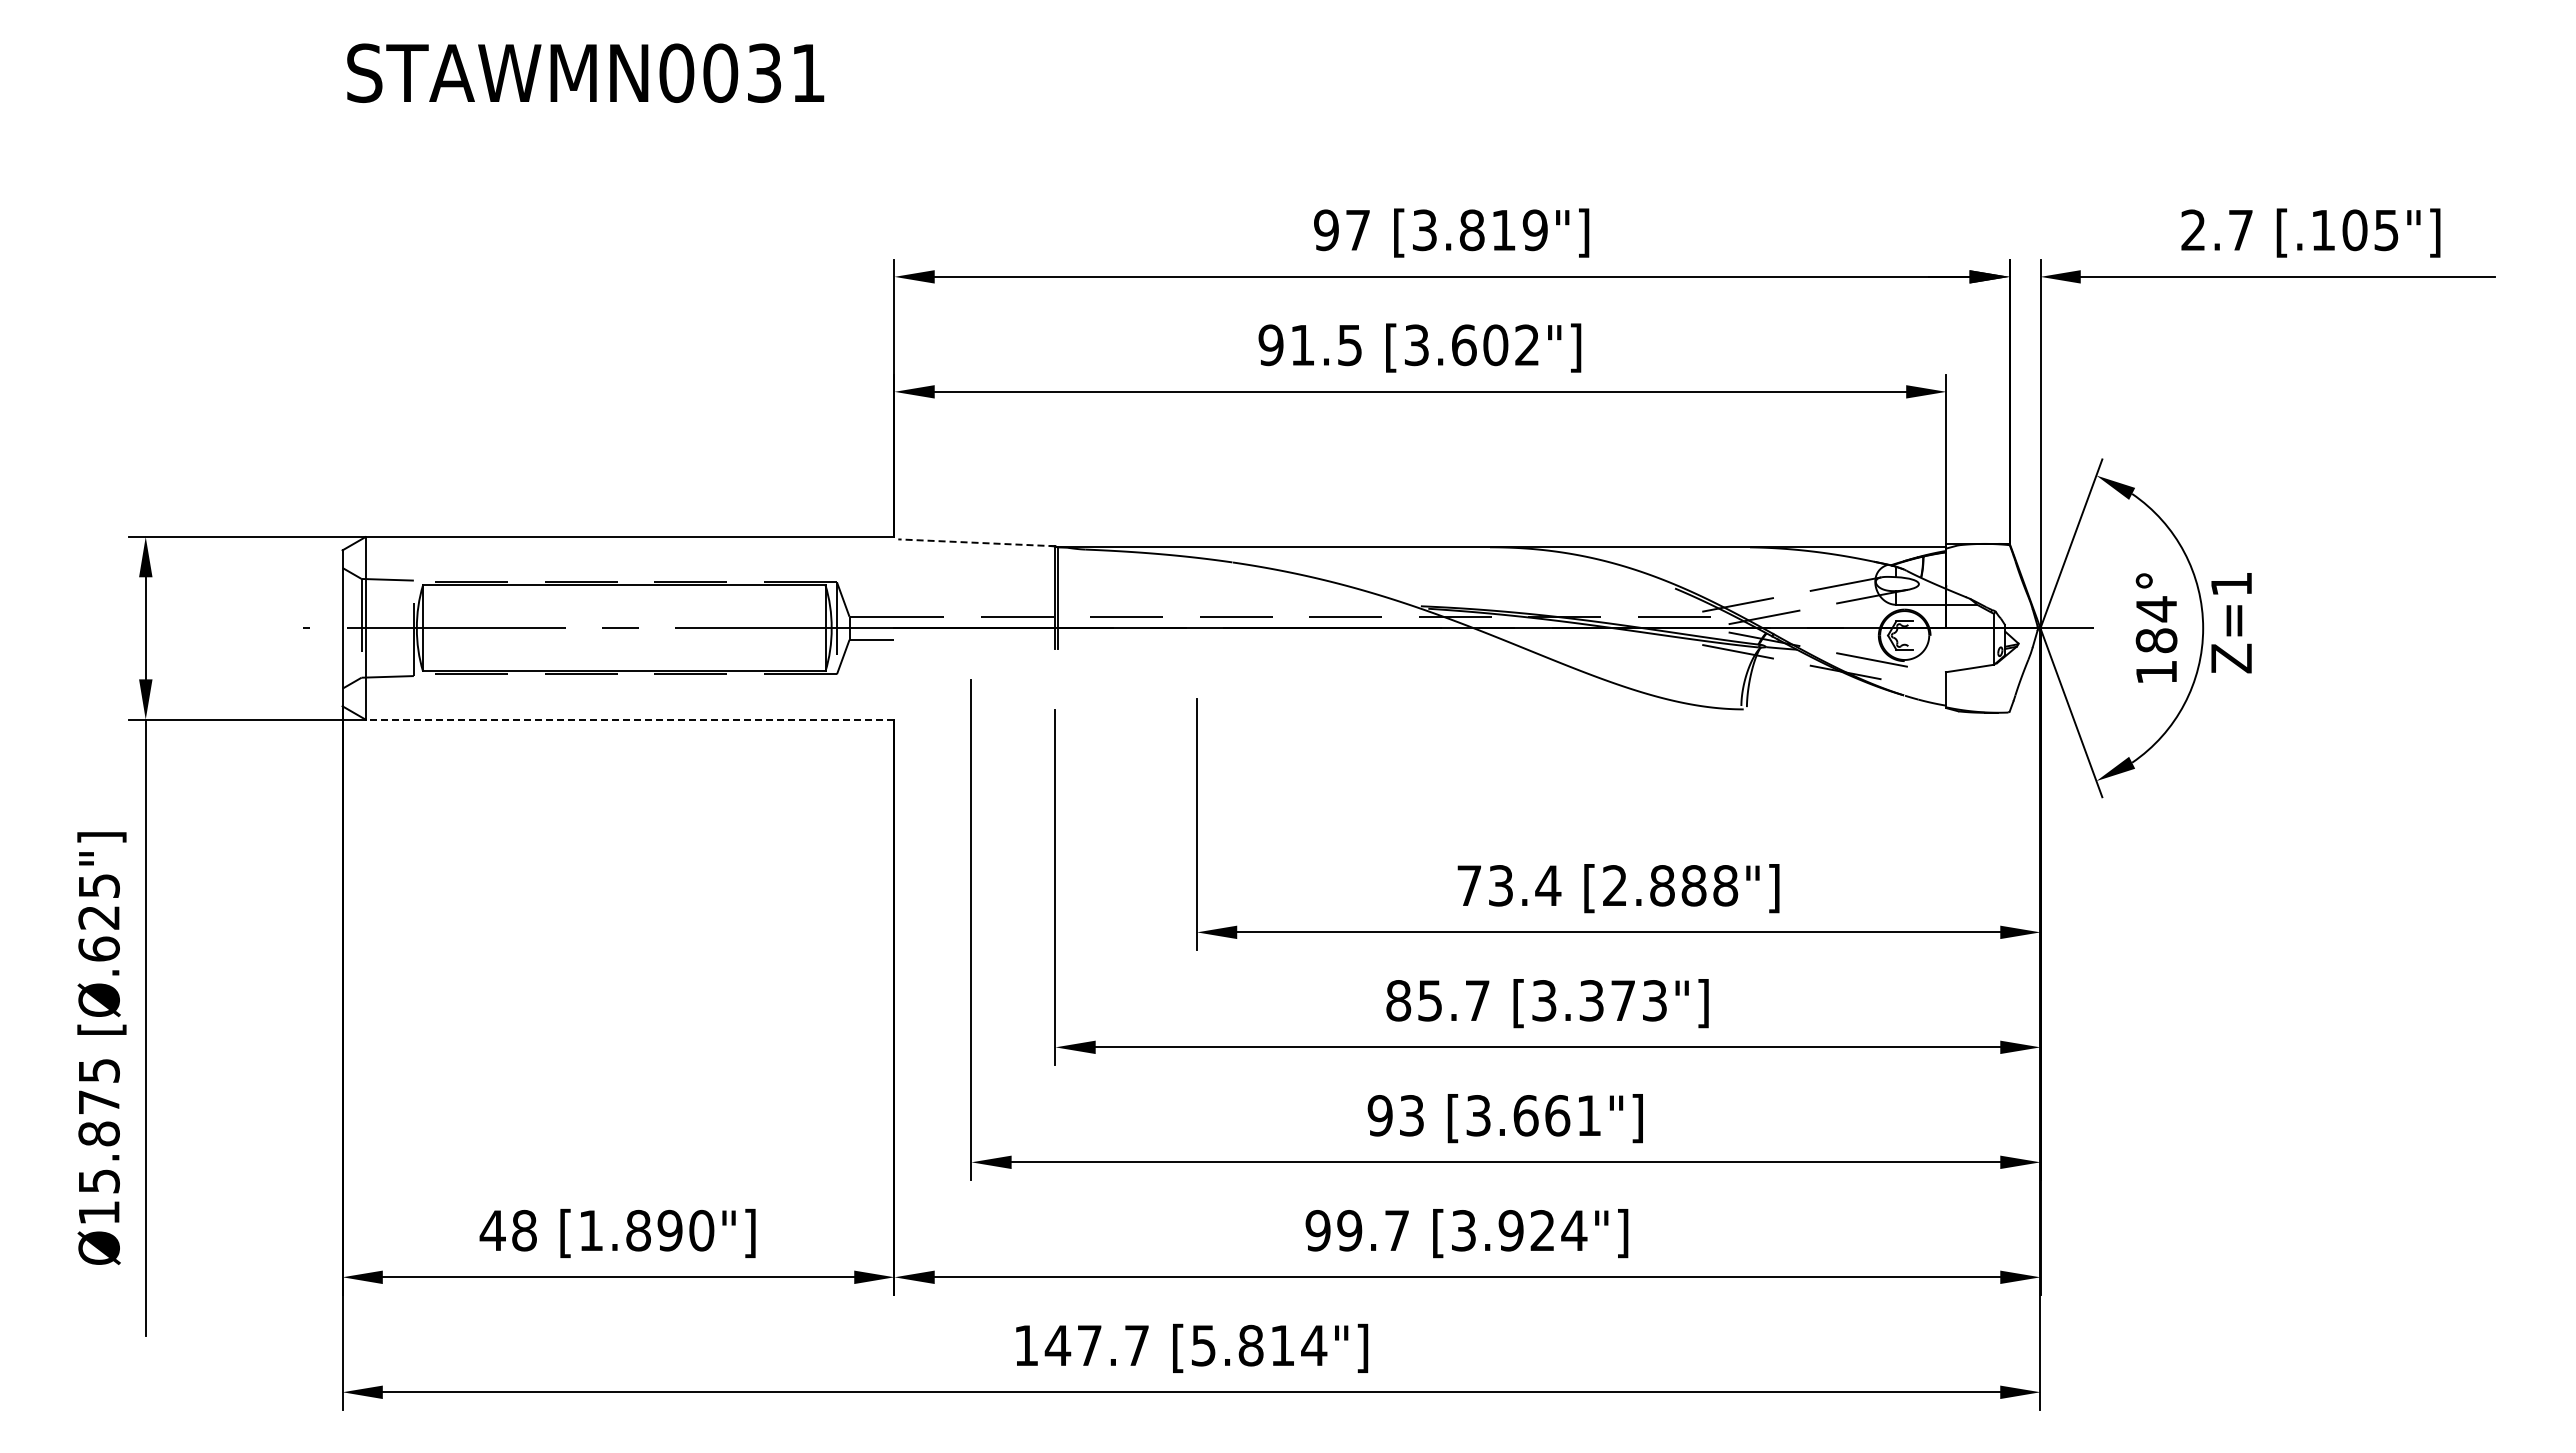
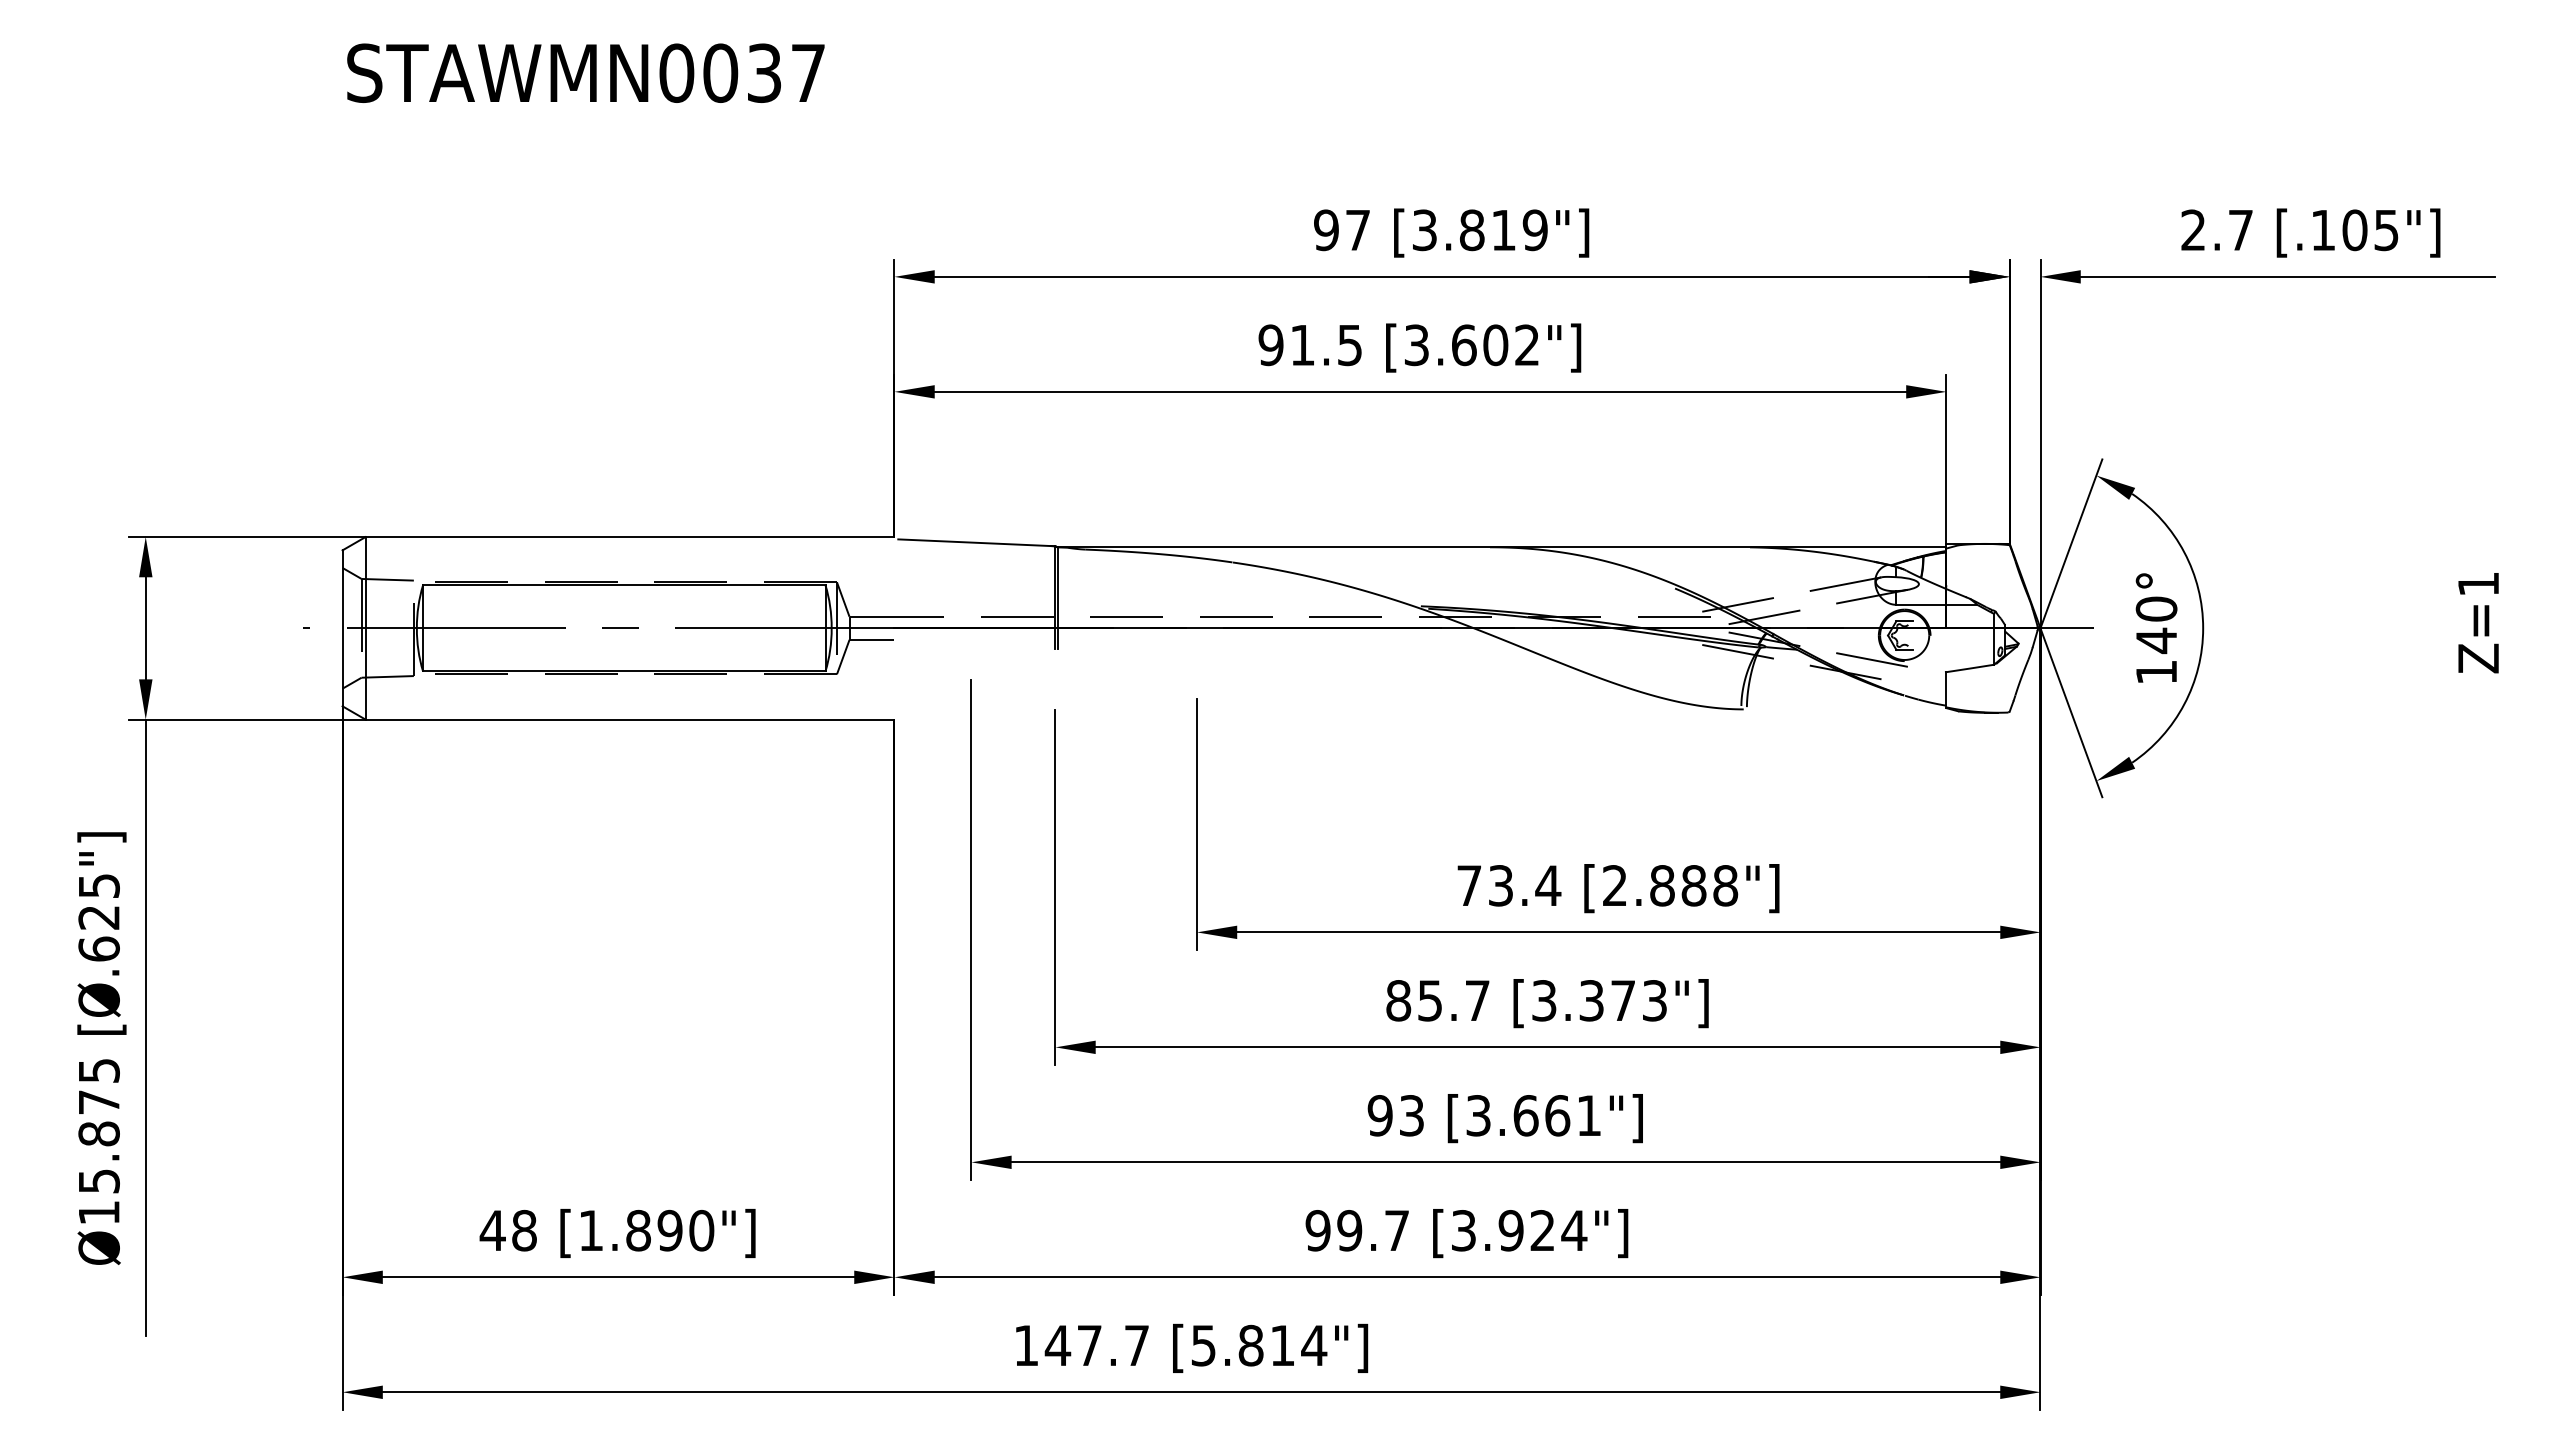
text: STAWMN0031 -> STAWMN0037 (808, 72)
line: dashed -> solid (976, 542)
text position: (2231, 623) -> (2478, 623) (2478, 623)
text: 184° -> 140° (2156, 625)
line: dashed -> solid (629, 719)
